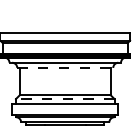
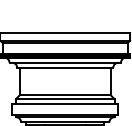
line: dashed -> solid (65, 67)
line: dashed -> solid (64, 99)
